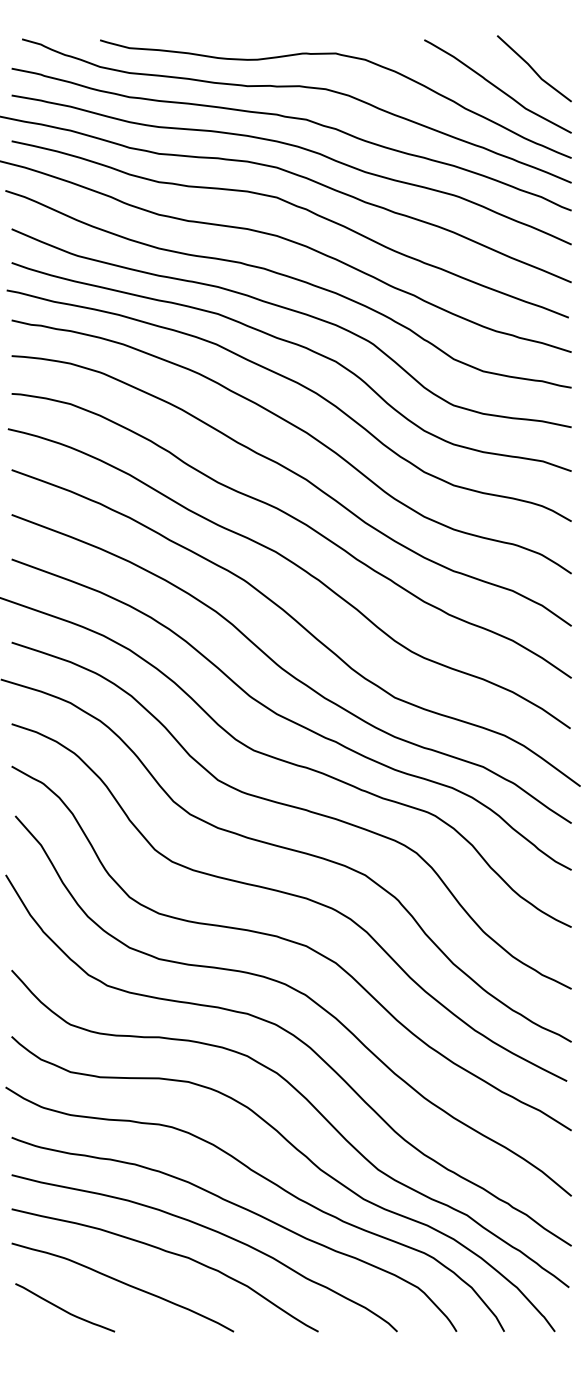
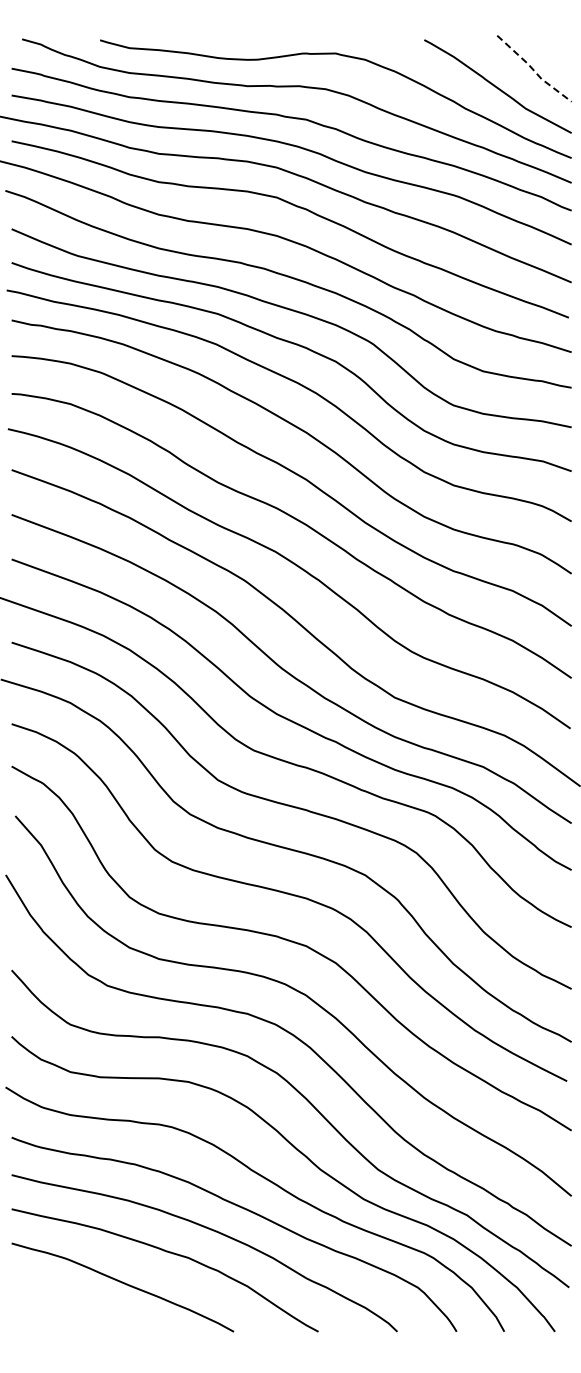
line: solid -> dashed (533, 70)
curve: present -> none (64, 1309)
